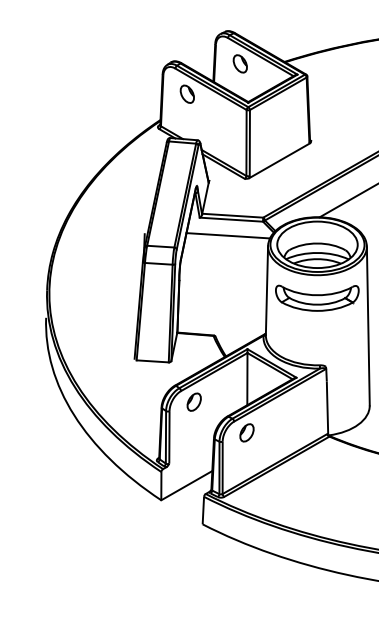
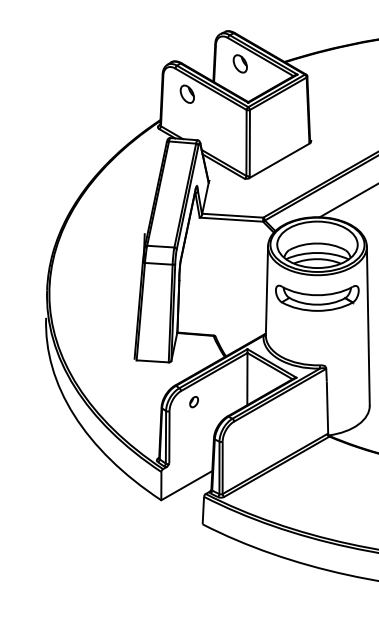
line: present -> none (227, 235)
part size: 16x20 px -> 10x13 px (193, 402)
part: present -> none (246, 432)
